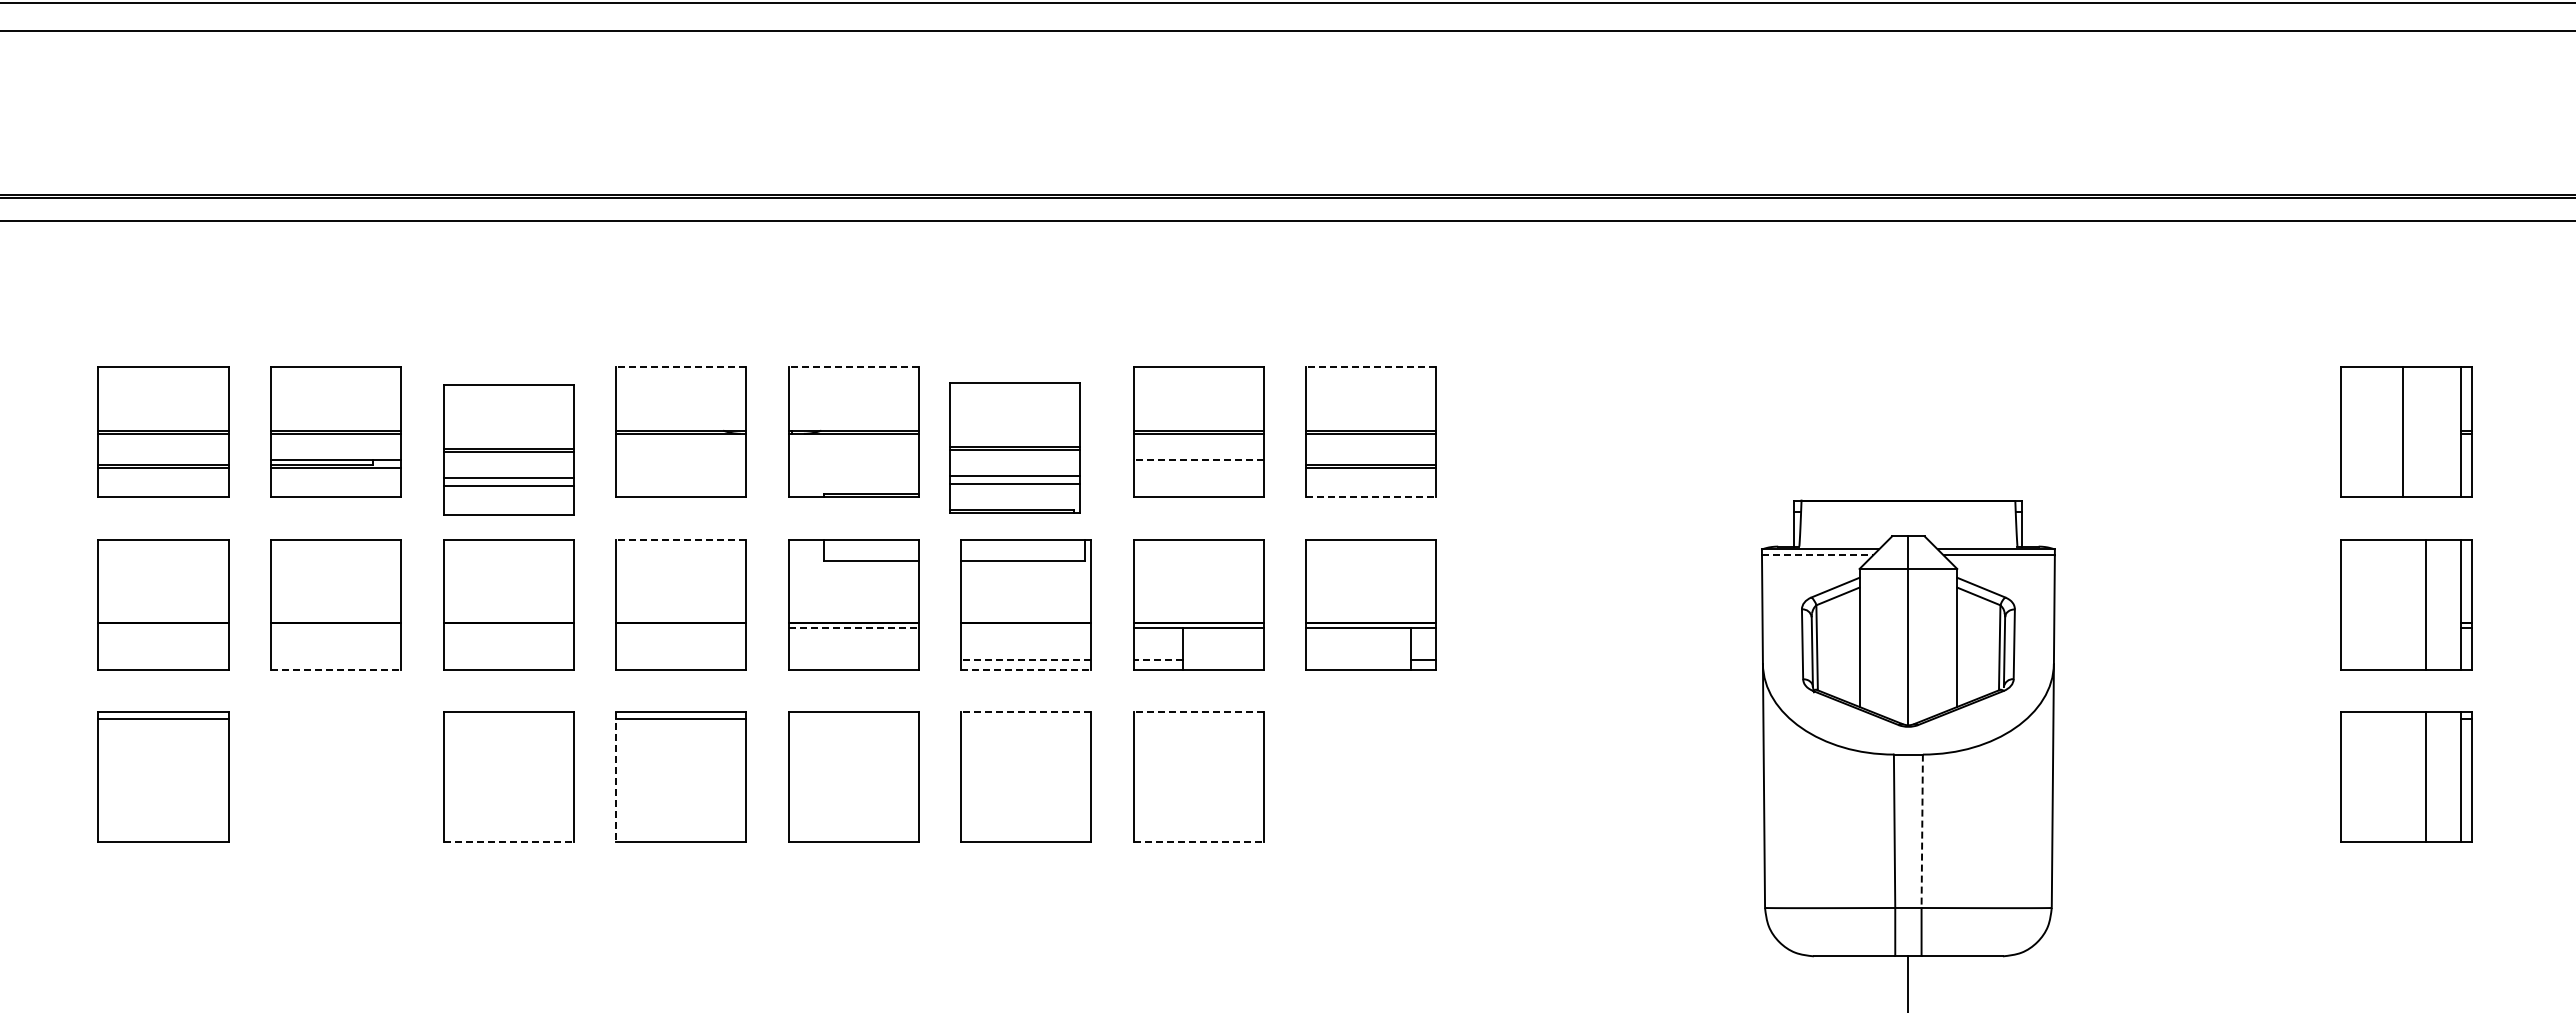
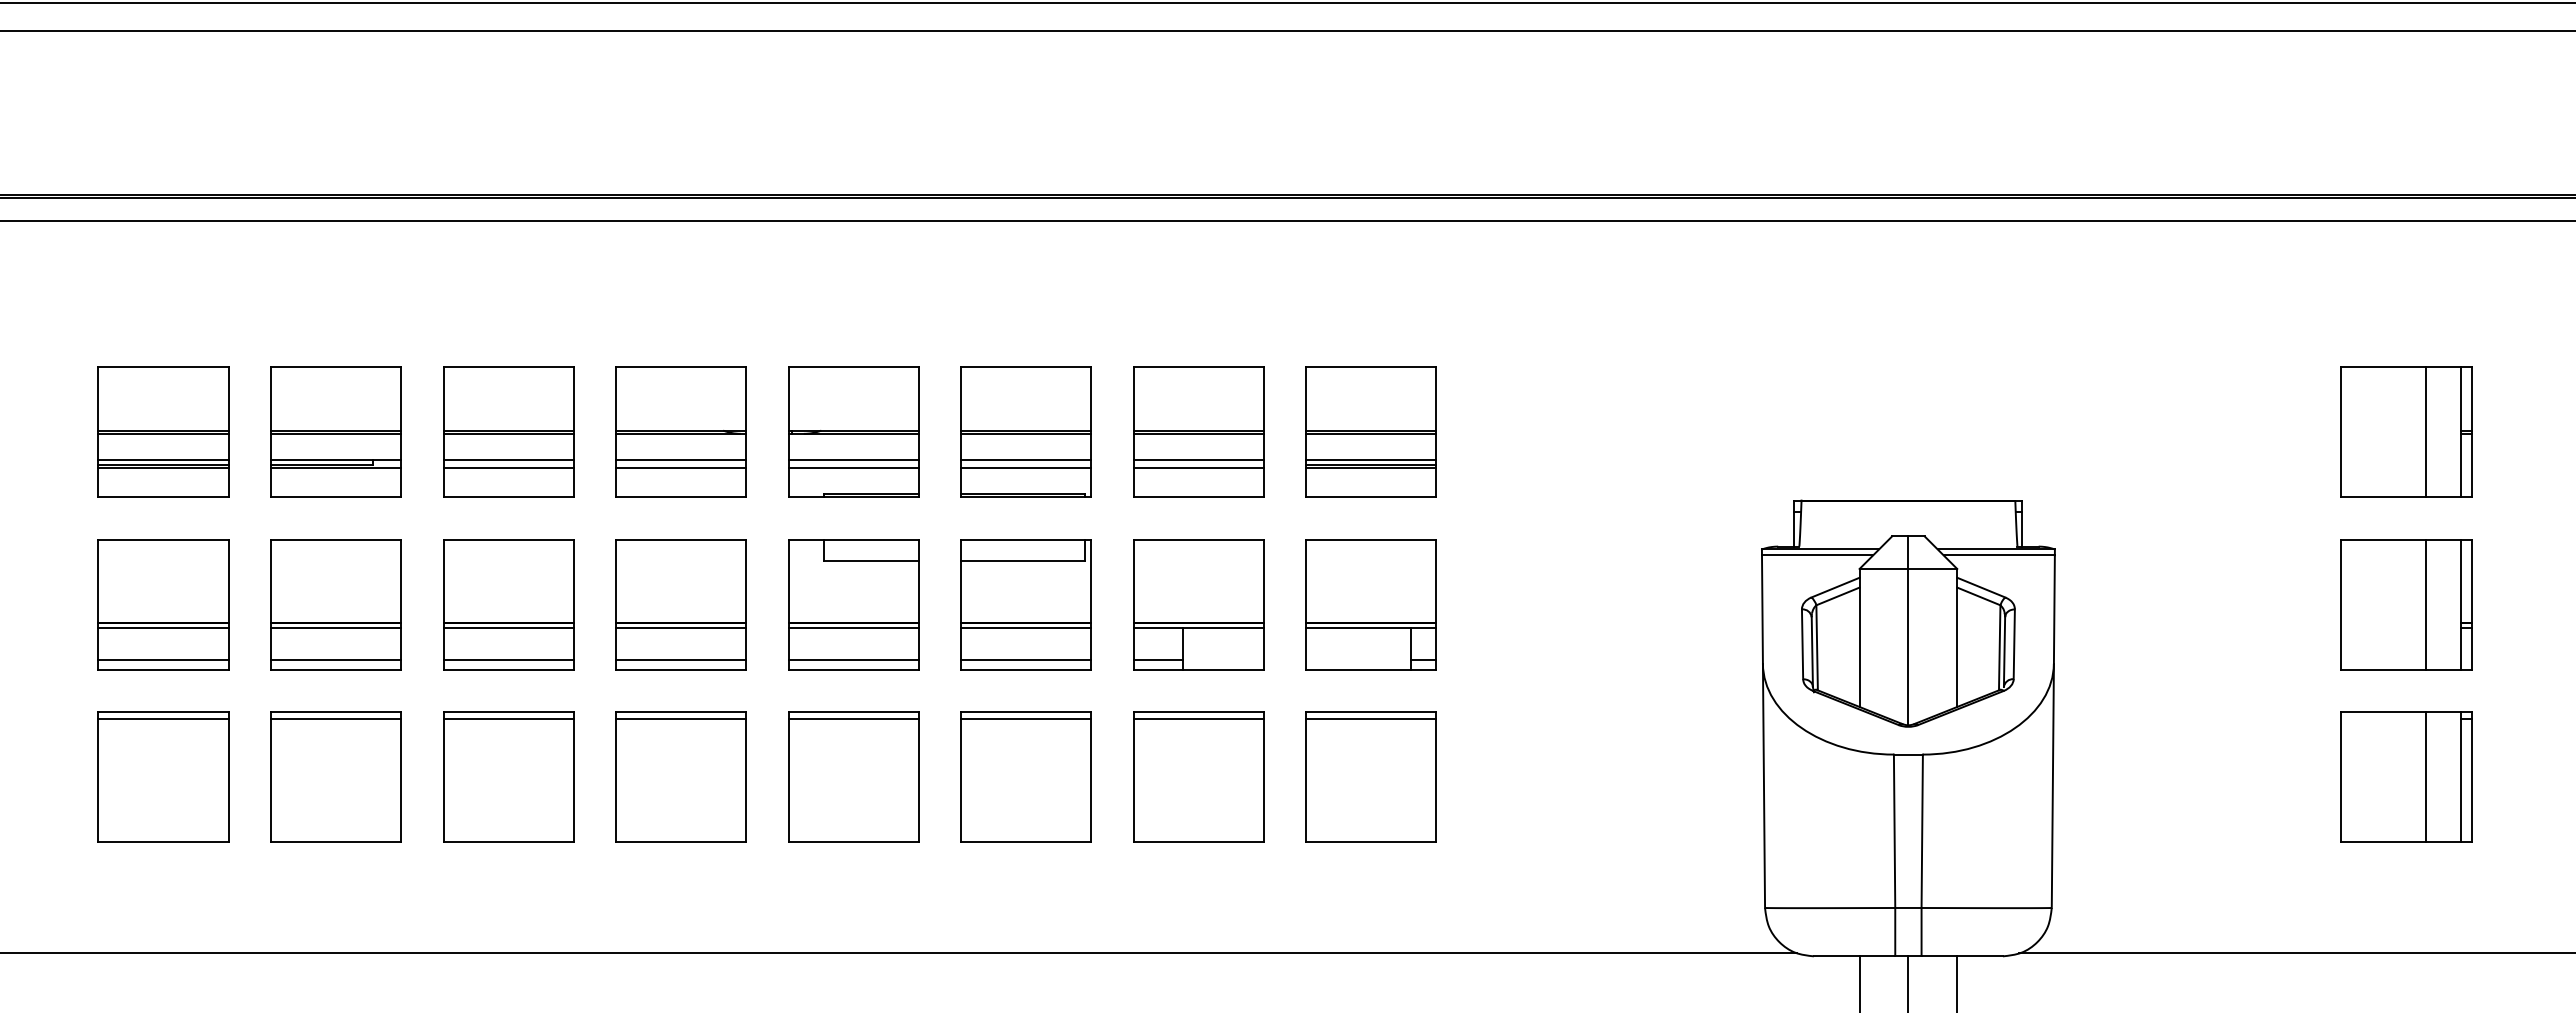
line: dashed -> solid (680, 367)
line: dashed -> solid (853, 367)
line: dashed -> solid (1370, 367)
line position: (2402, 432) -> (2425, 432) (2425, 432)
part position: (1014, 447) -> (1025, 431) (1025, 431)
part position: (508, 449) -> (508, 431) (508, 431)
line: none -> present (163, 459)
line: none -> present (681, 459)
line: none -> present (853, 459)
line: dashed -> solid (1198, 459)
line: none -> present (1371, 459)
line: none -> present (681, 468)
line: none -> present (853, 468)
line: none -> present (1198, 468)
line: dashed -> solid (1371, 497)
line: dashed -> solid (680, 539)
line: dashed -> solid (1817, 555)
line: none -> present (163, 627)
line: none -> present (335, 627)
line: none -> present (508, 627)
line: none -> present (681, 627)
line: dashed -> solid (854, 627)
line: none -> present (1026, 627)
line: none -> present (163, 660)
line: none -> present (335, 660)
line: none -> present (508, 660)
line: none -> present (681, 660)
line: none -> present (853, 660)
line: dashed -> solid (1025, 660)
line: dashed -> solid (1158, 660)
line: dashed -> solid (336, 669)
line: dashed -> solid (1026, 669)
line: dashed -> solid (1025, 712)
line: dashed -> solid (1198, 712)
line: none -> present (508, 718)
line: none -> present (853, 718)
line: none -> present (1026, 718)
line: none -> present (1198, 718)
part: none -> present (335, 776)
part: none -> present (1370, 776)
line: dashed -> solid (616, 777)
line: dashed -> solid (1922, 831)
line: dashed -> solid (509, 842)
line: dashed -> solid (1199, 842)
line: none -> present (899, 953)
line: none -> present (2295, 953)
line: none -> present (1859, 982)
line: none -> present (1957, 982)
